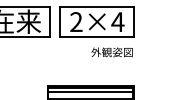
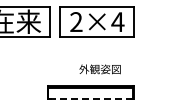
text position: (111, 52) -> (99, 69) (99, 69)
line: present -> none (90, 91)
line: solid -> dashed (90, 98)
